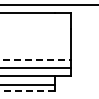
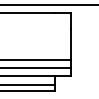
line: dashed -> solid (36, 60)
line: dashed -> solid (27, 90)
